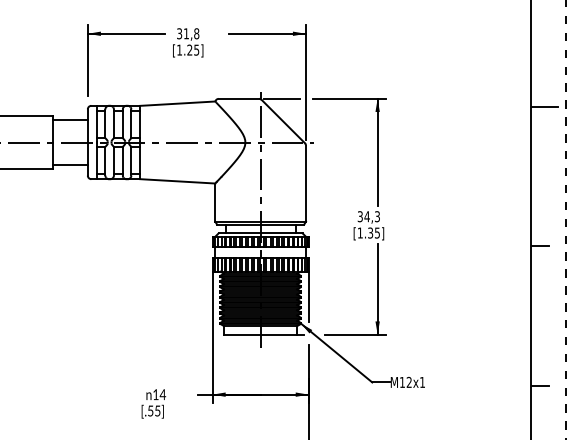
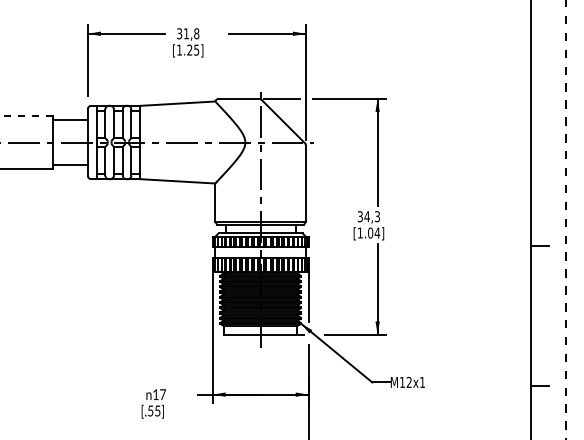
line: present -> none (544, 106)
line: solid -> dashed (26, 116)
text: [1.35] -> [1.04] (374, 232)
text: 14 -> 17 (162, 394)
